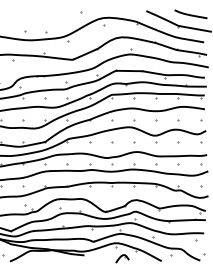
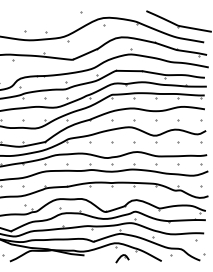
curve: present -> none (190, 14)
